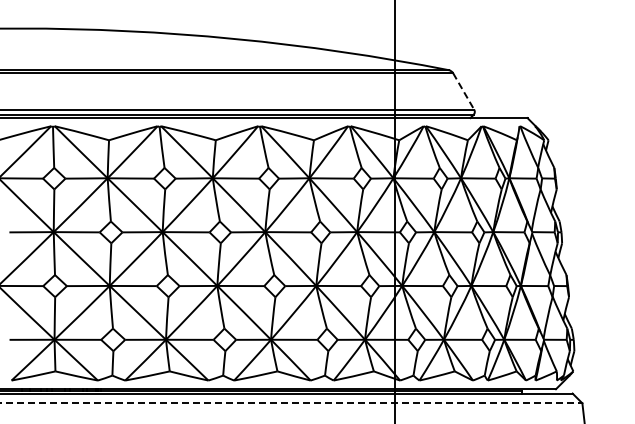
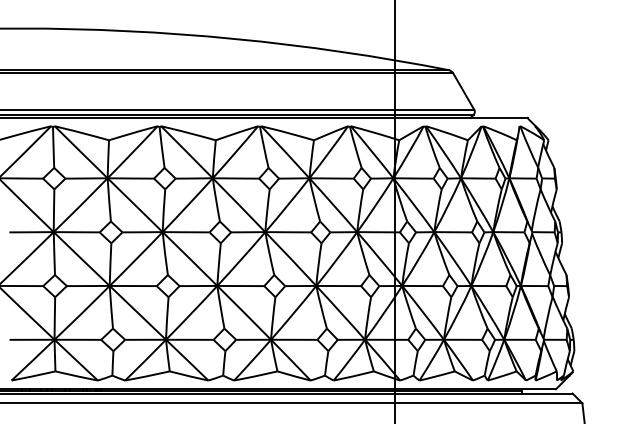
line: dashed -> solid (463, 91)
line: dashed -> solid (291, 403)
